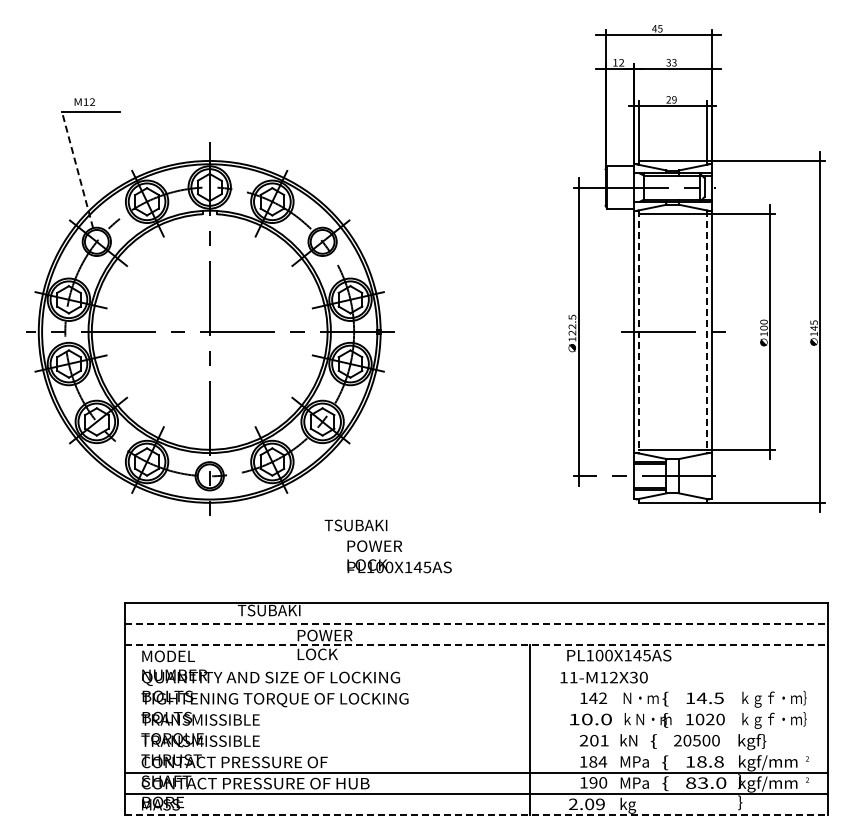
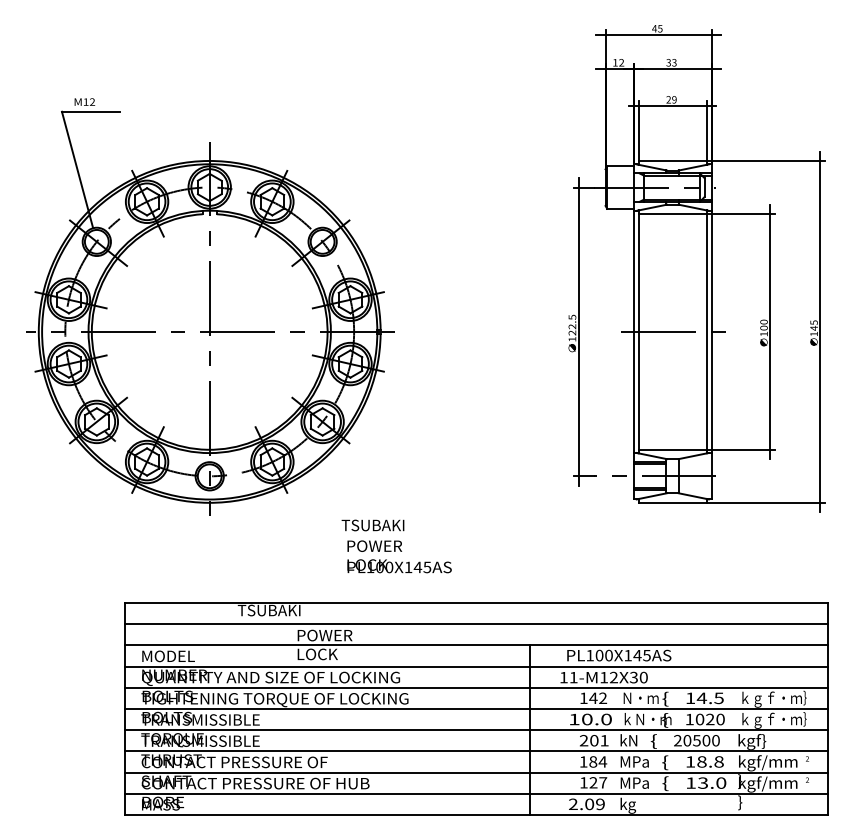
line: dashed -> solid (77, 169)
line: dashed -> solid (638, 332)
line: dashed -> solid (706, 332)
text position: (355, 525) -> (372, 525) (372, 525)
line: dashed -> solid (476, 624)
line: dashed -> solid (476, 645)
line: none -> present (476, 666)
line: none -> present (476, 687)
line: none -> present (476, 708)
line: none -> present (476, 730)
line: none -> present (476, 751)
text: 190 -> 127 (598, 782)
text: 83.0 -> 13.0 (691, 782)
line: dashed -> solid (476, 814)
